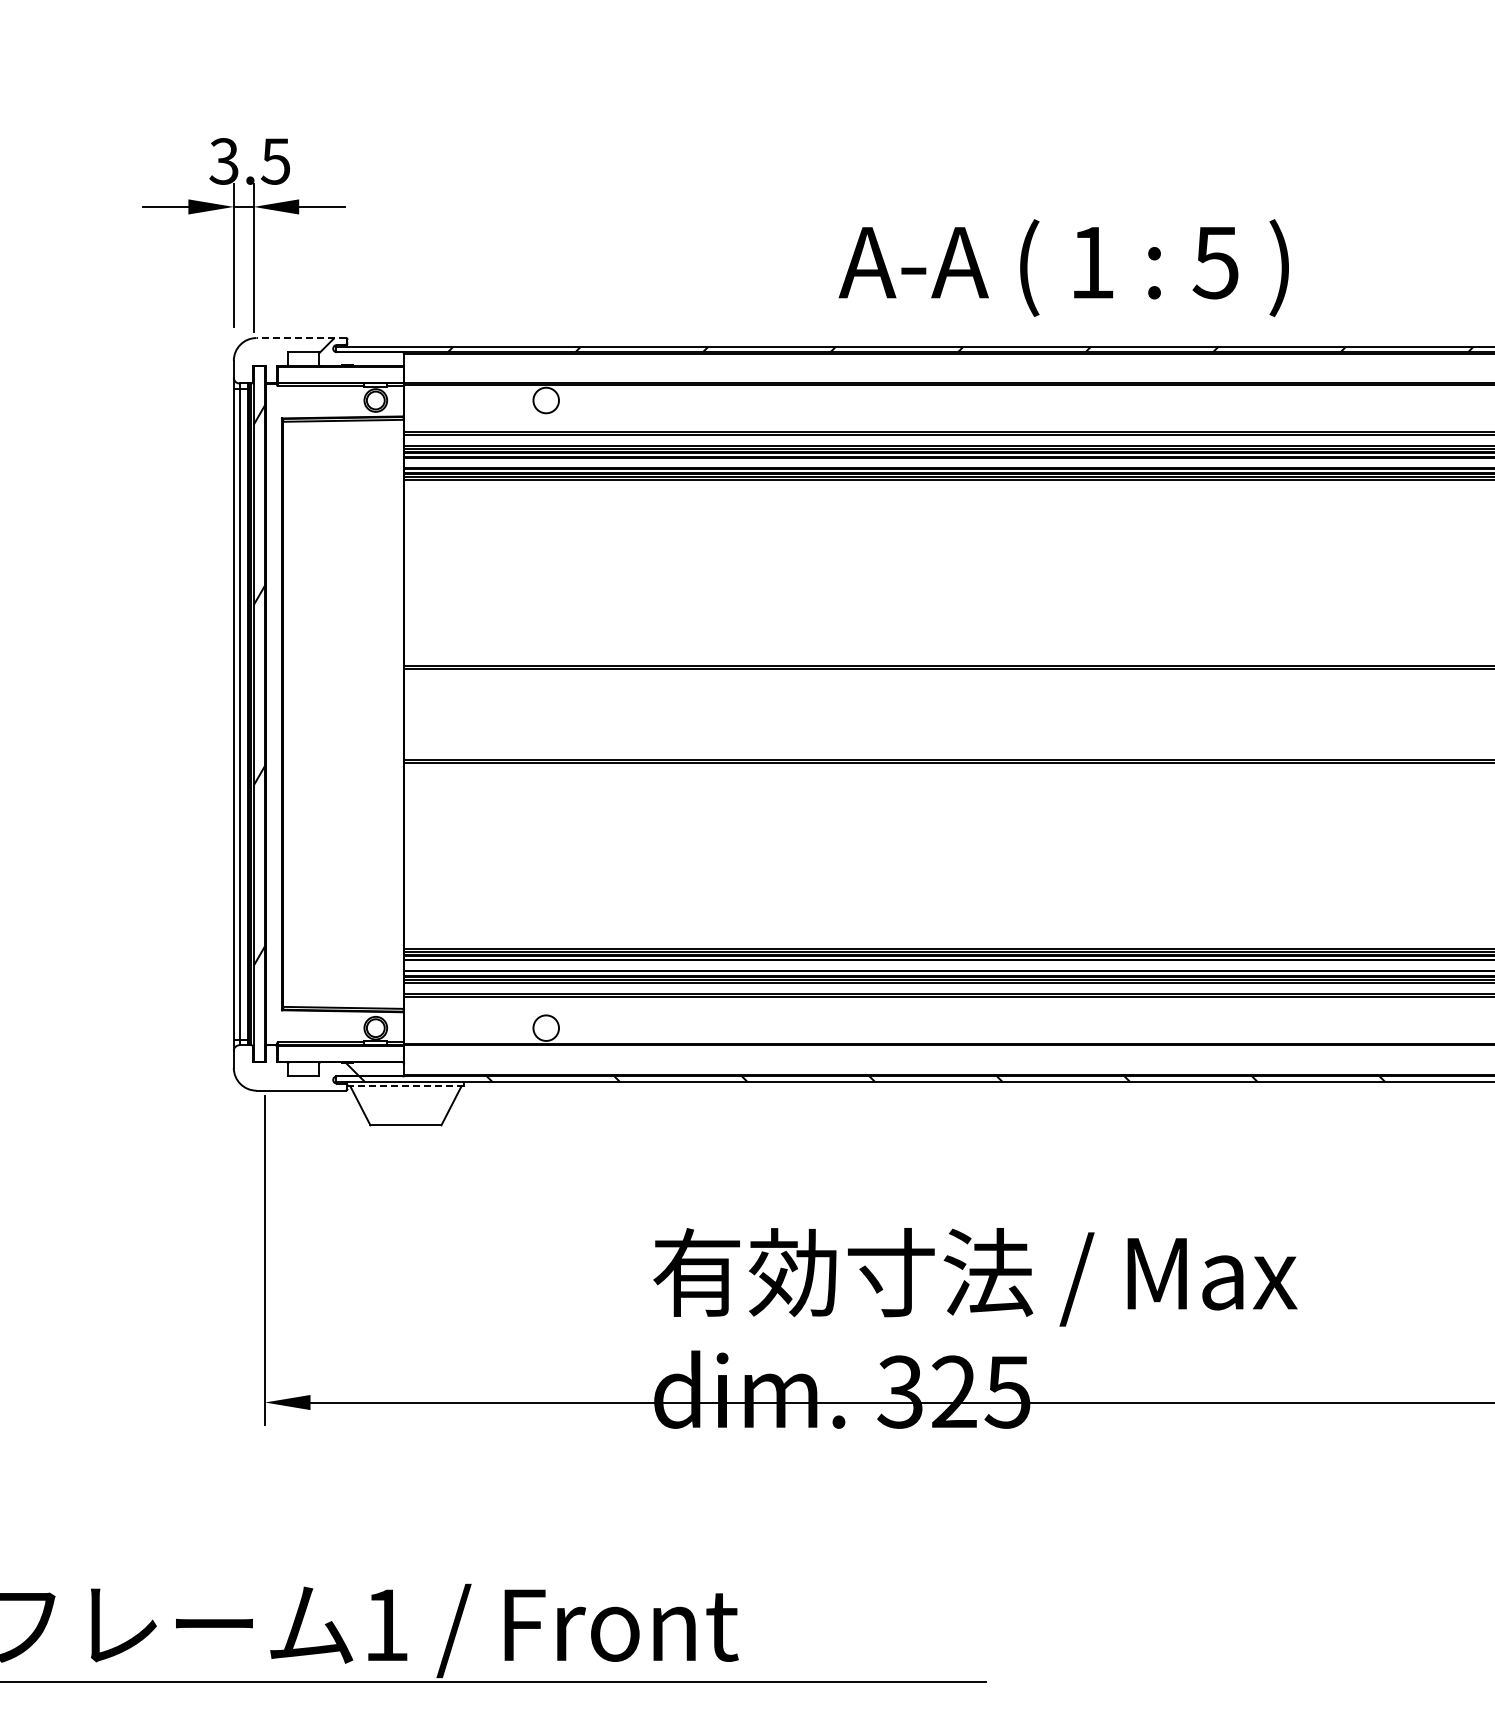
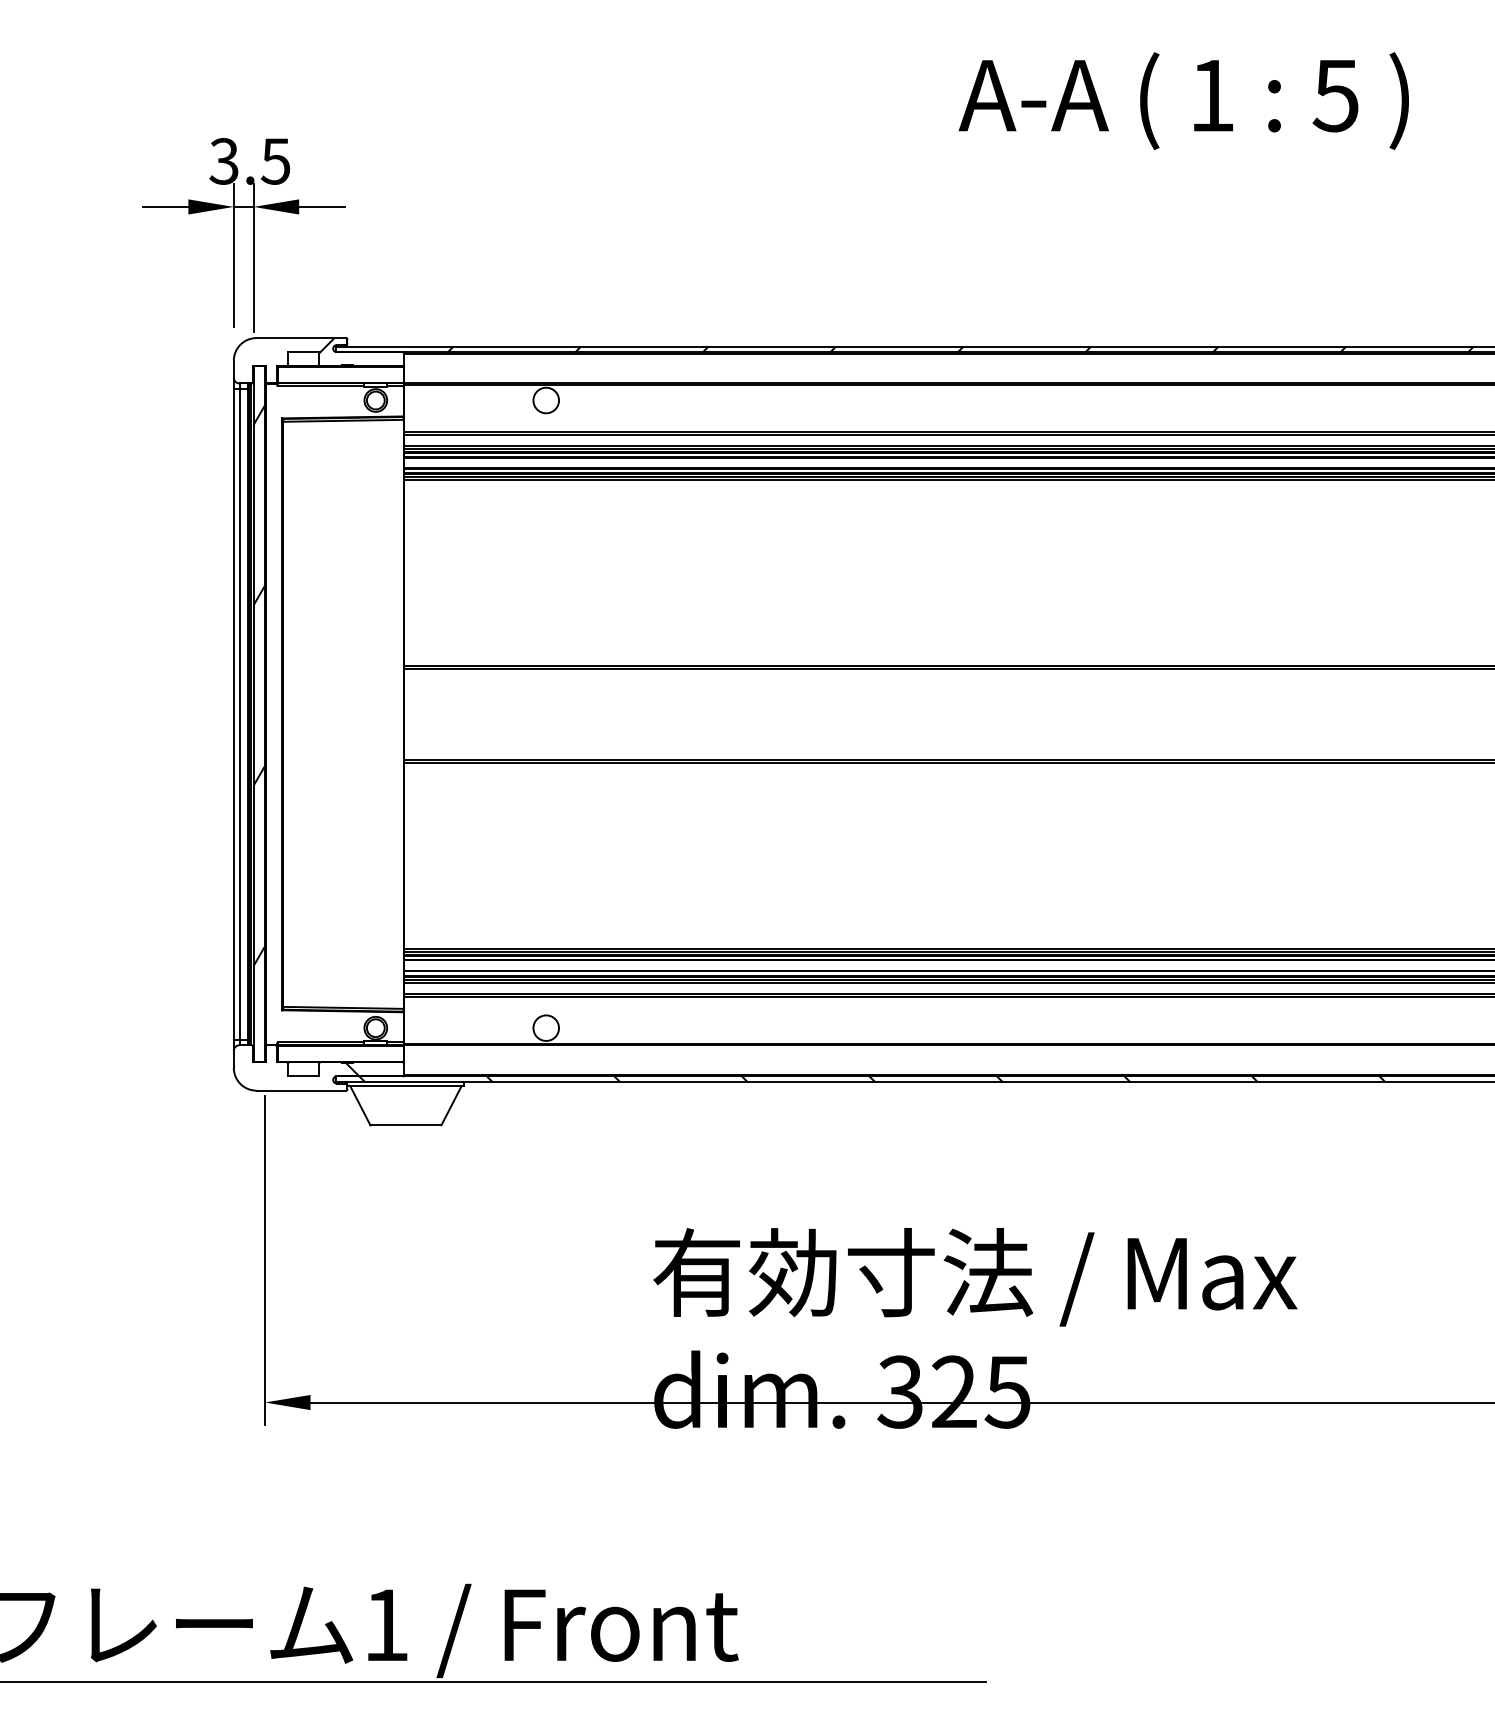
text position: (1063, 267) -> (1183, 100) (1183, 100)
line: dashed -> solid (301, 338)
line: dashed -> solid (405, 1086)
